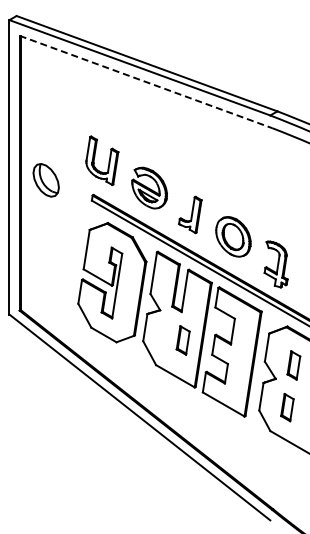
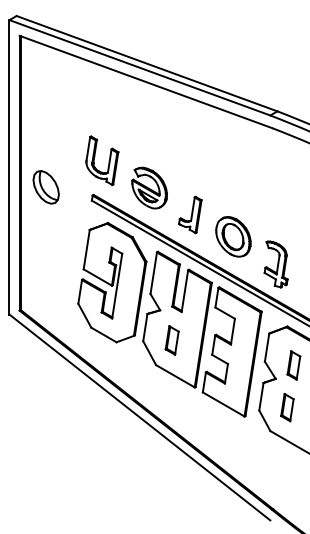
line: dashed -> solid (146, 82)
part position: (45, 180) -> (45, 187) (45, 187)
part position: (182, 340) -> (171, 340) (171, 340)
